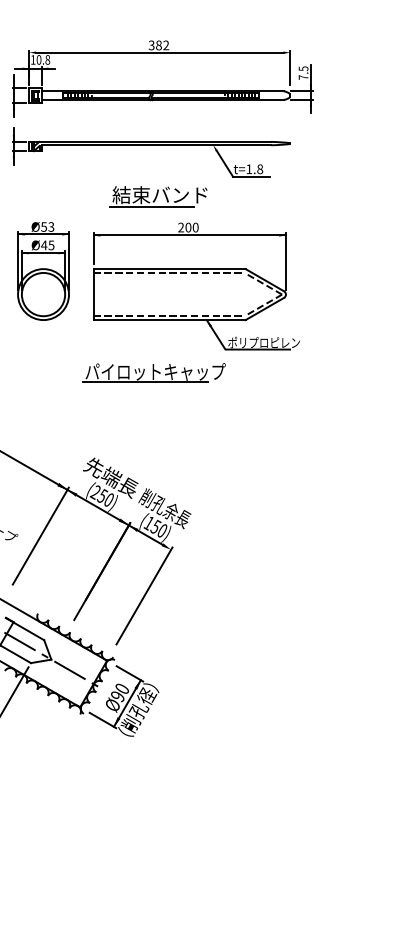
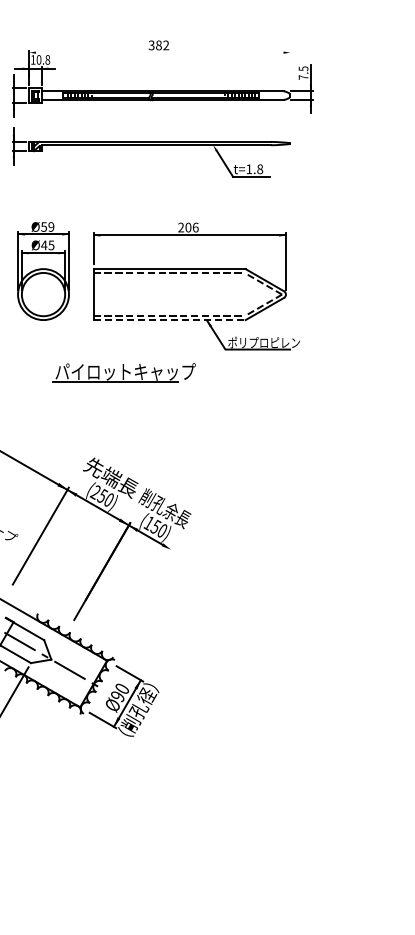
line: present -> none (159, 52)
line: present -> none (290, 67)
part: present -> none (158, 196)
text: Ø53 -> Ø59 (51, 226)
text: 200 -> 206 (195, 227)
line: solid -> dashed (170, 320)
part position: (153, 372) -> (123, 372) (123, 372)
line: present -> none (144, 595)
